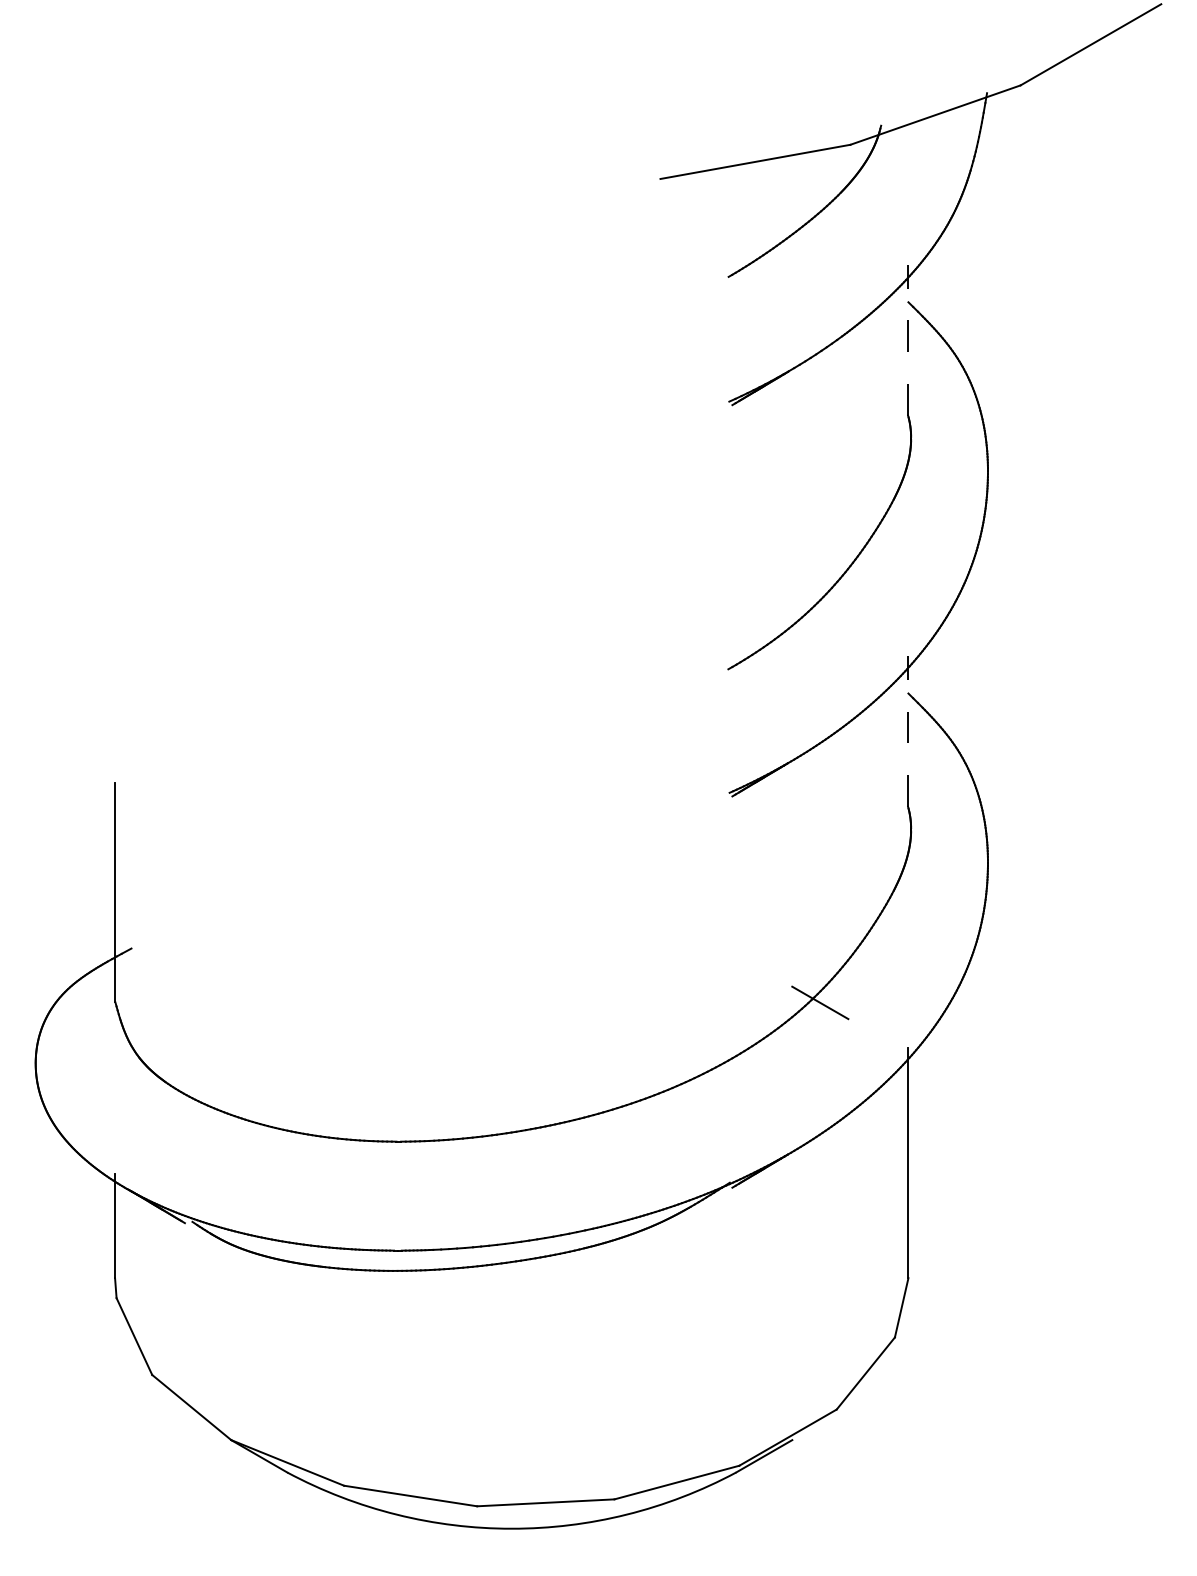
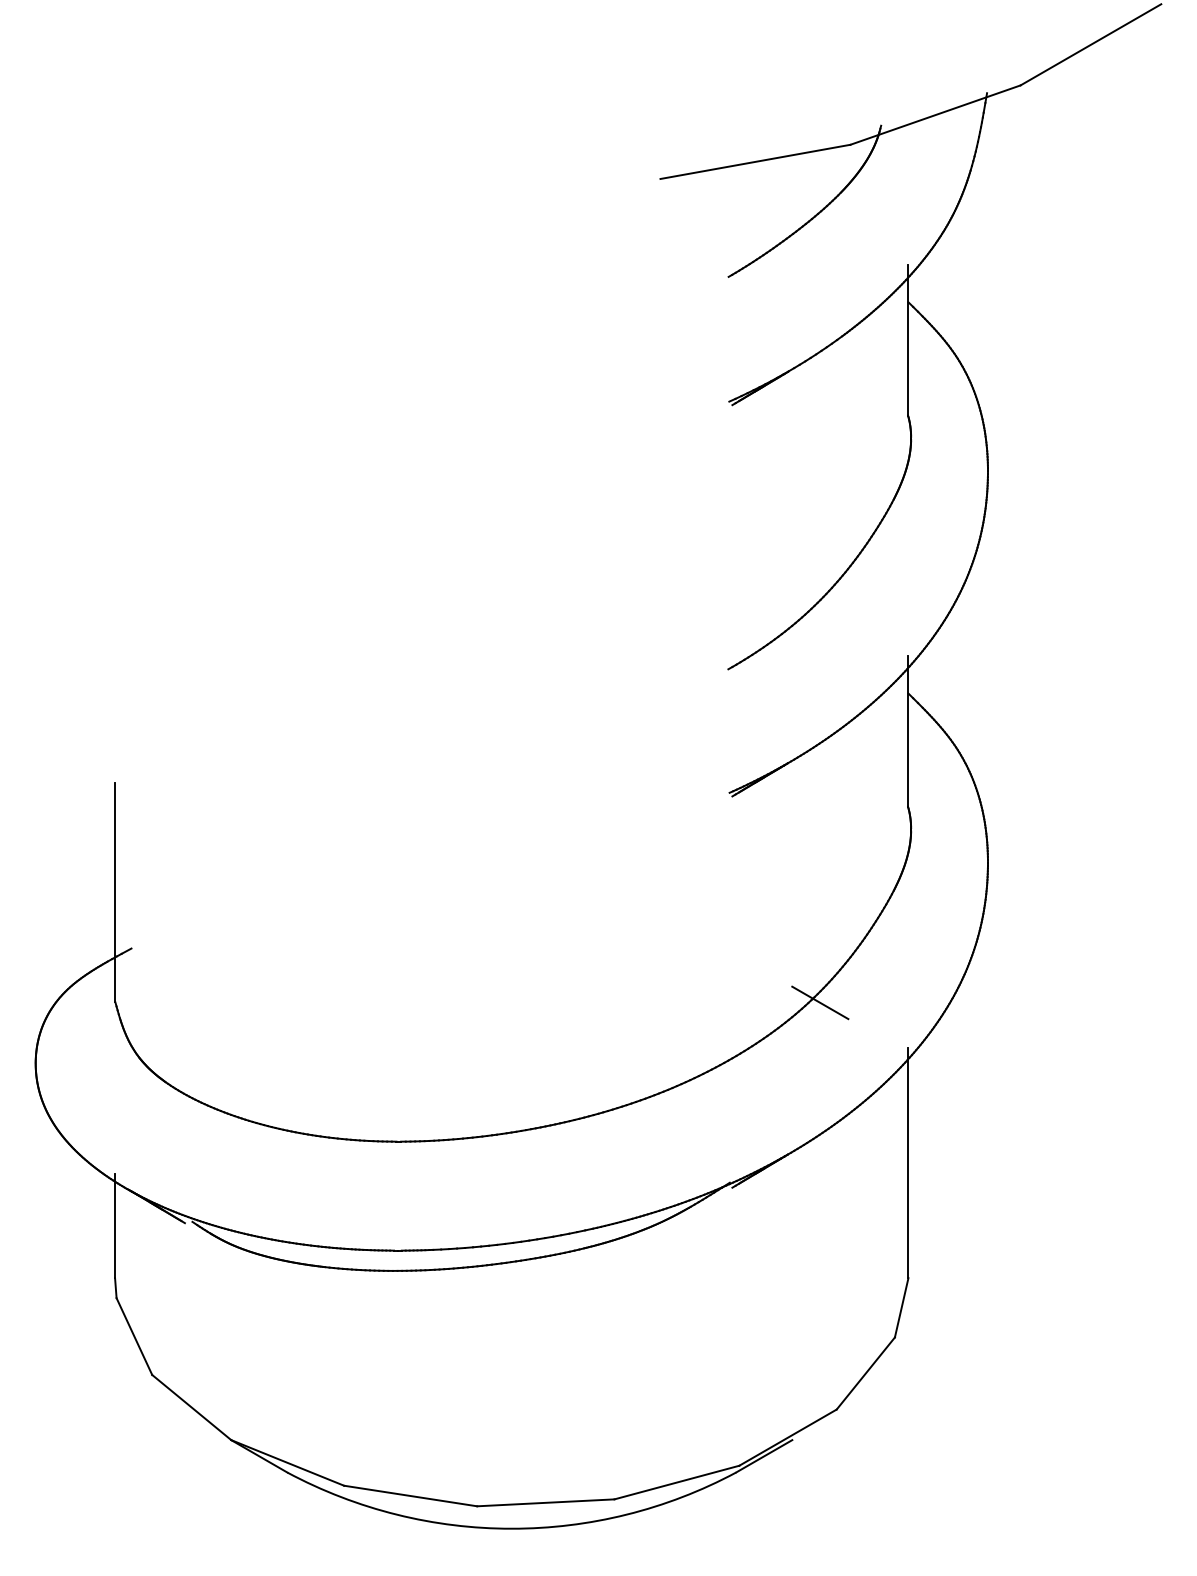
line: dashed -> solid (908, 339)
line: dashed -> solid (908, 731)
